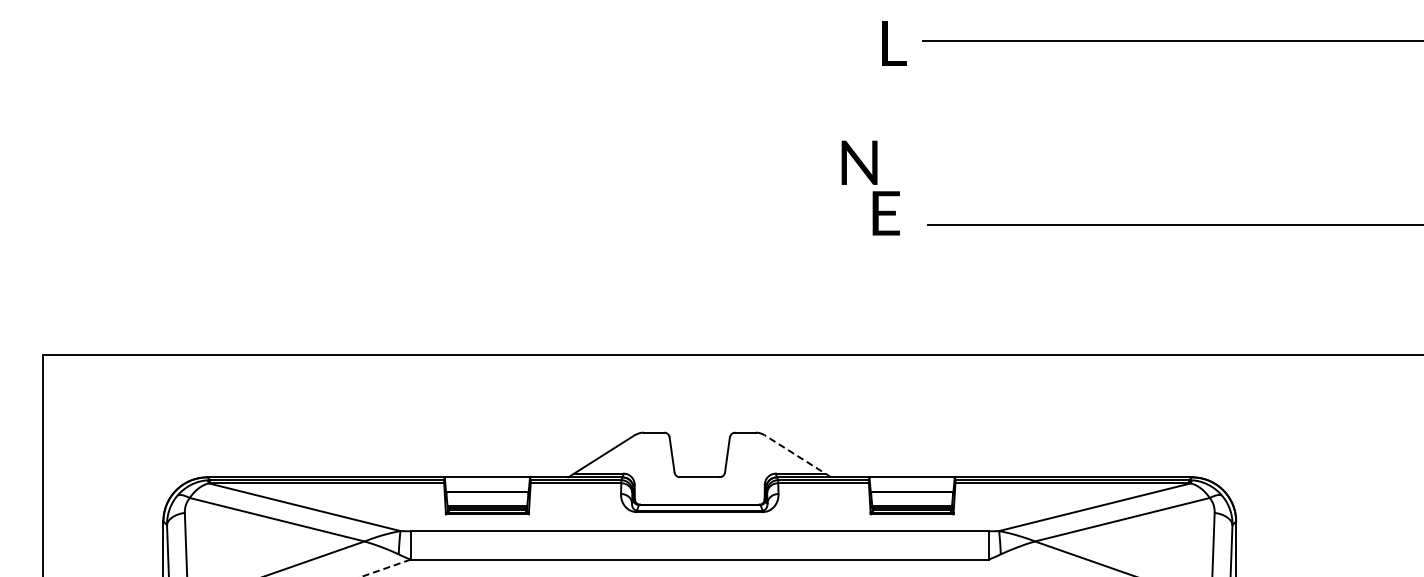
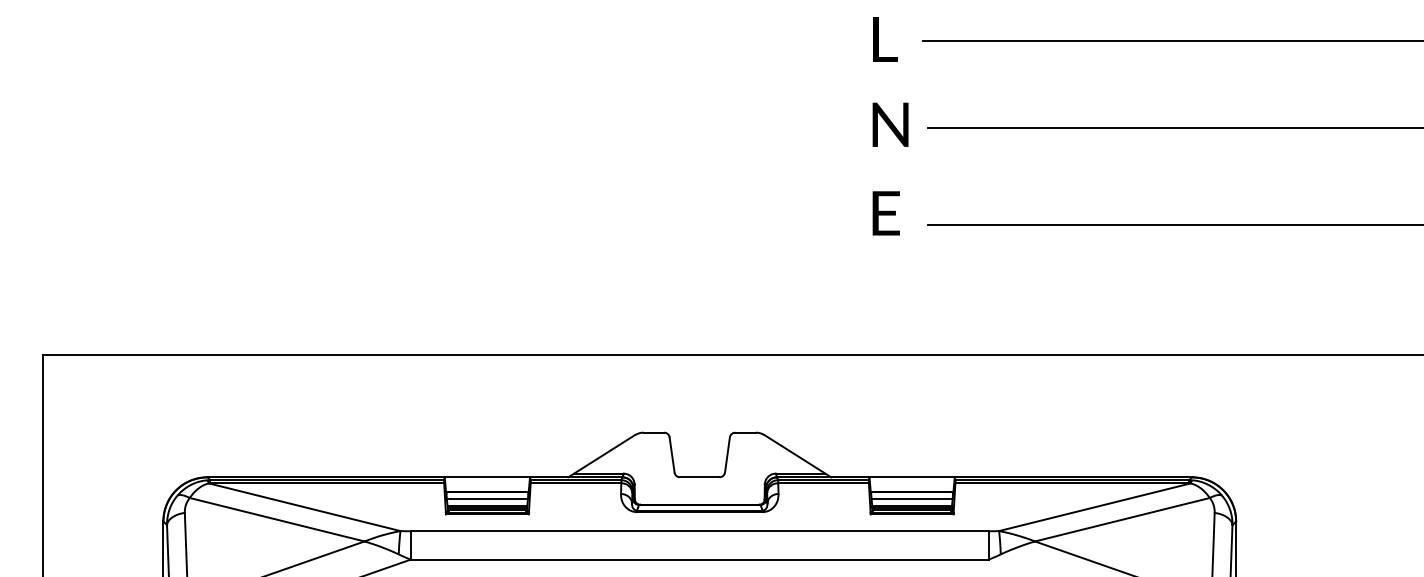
text position: (894, 43) -> (885, 39) (885, 39)
line: none -> present (1173, 127)
text position: (859, 162) -> (890, 124) (890, 124)
line: dashed -> solid (797, 455)
line: none -> present (486, 498)
line: none -> present (911, 498)
line: dashed -> solid (386, 568)
